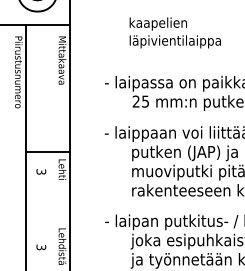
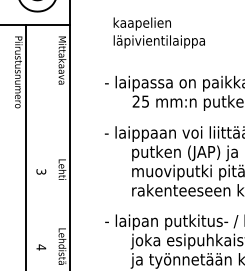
text position: (174, 32) -> (158, 32) (158, 32)
line: present -> none (47, 152)
text: 3 -> 4 (41, 247)
